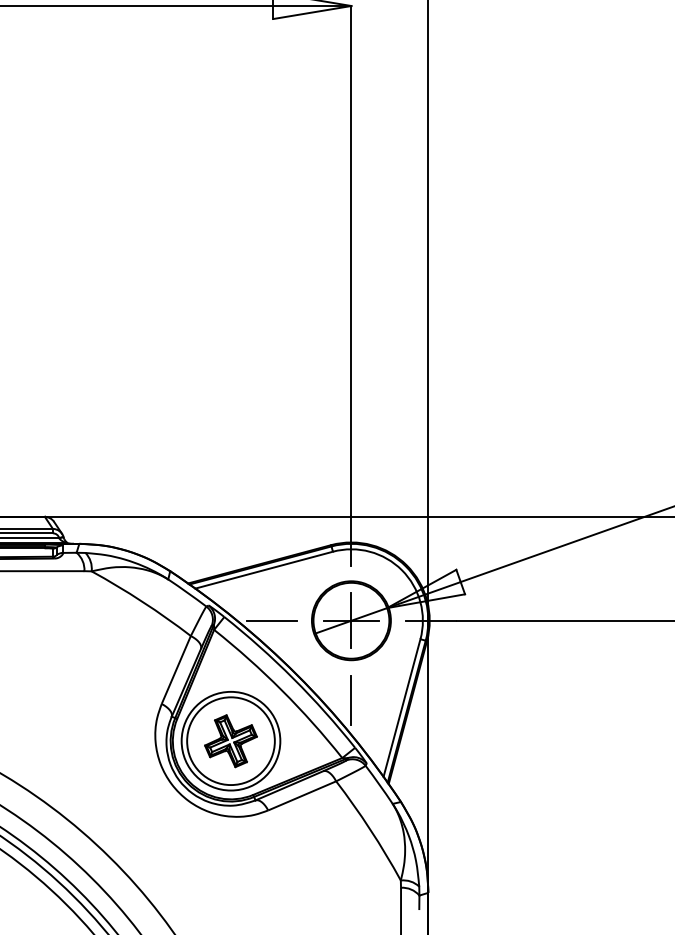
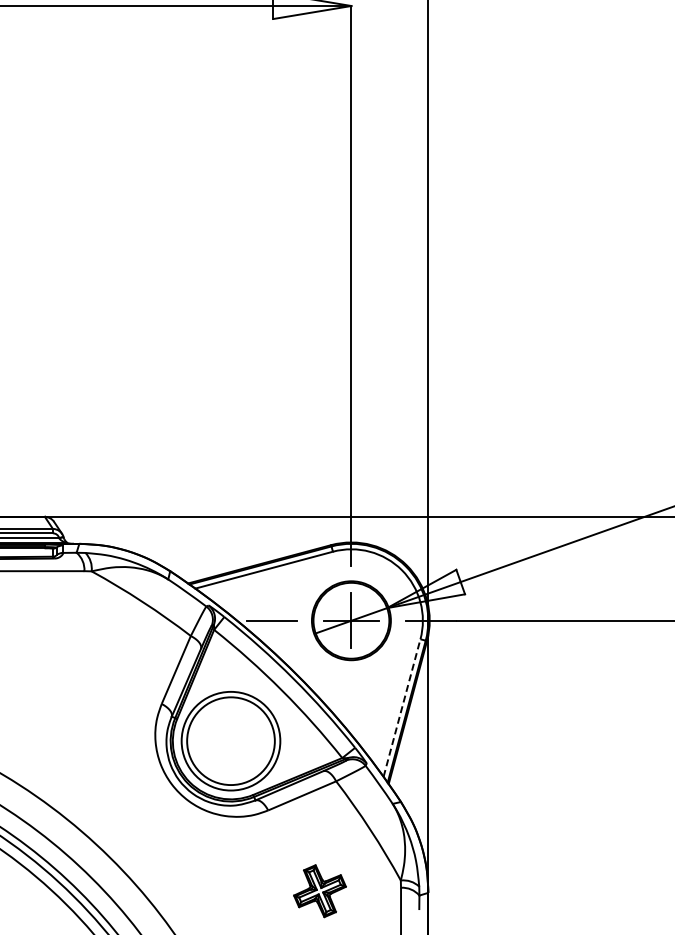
line: present -> none (351, 700)
line: solid -> dashed (402, 707)
part position: (230, 741) -> (319, 891) (319, 891)
